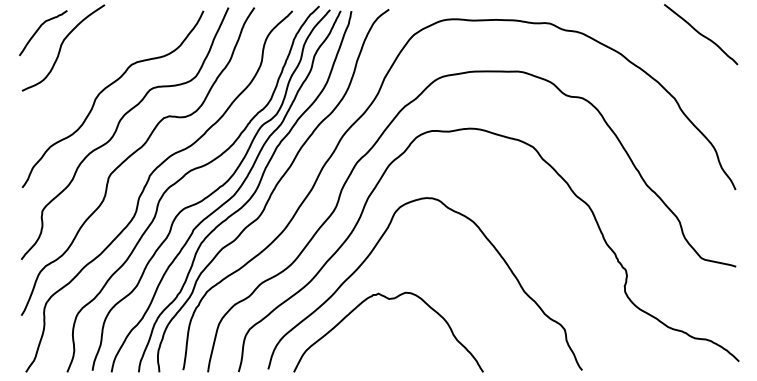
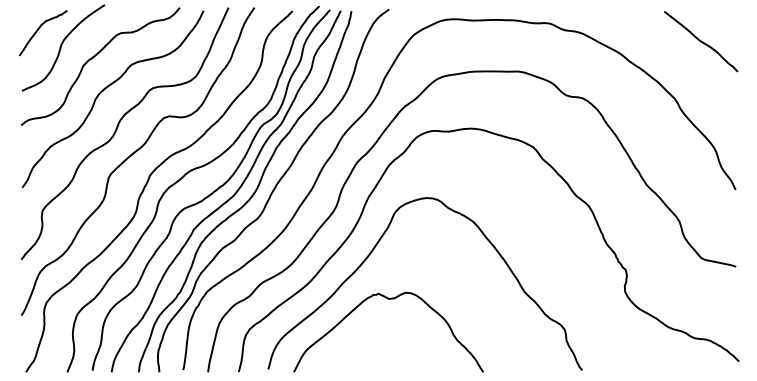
curve position: (701, 34) -> (701, 41) (701, 41)
curve: none -> present (93, 58)
